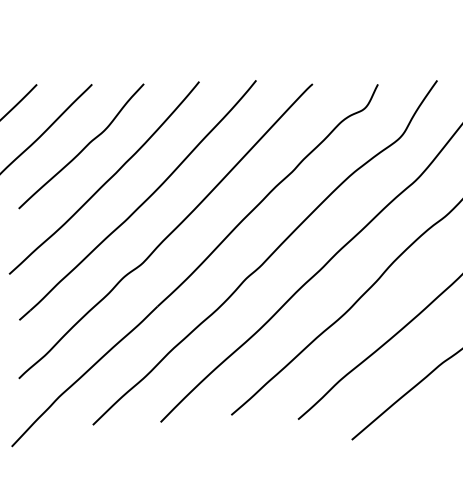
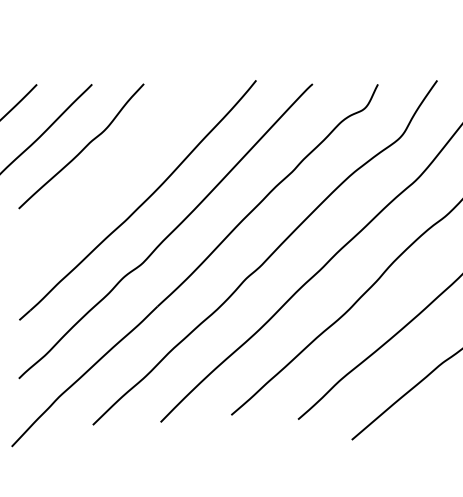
curve: present -> none (106, 180)
